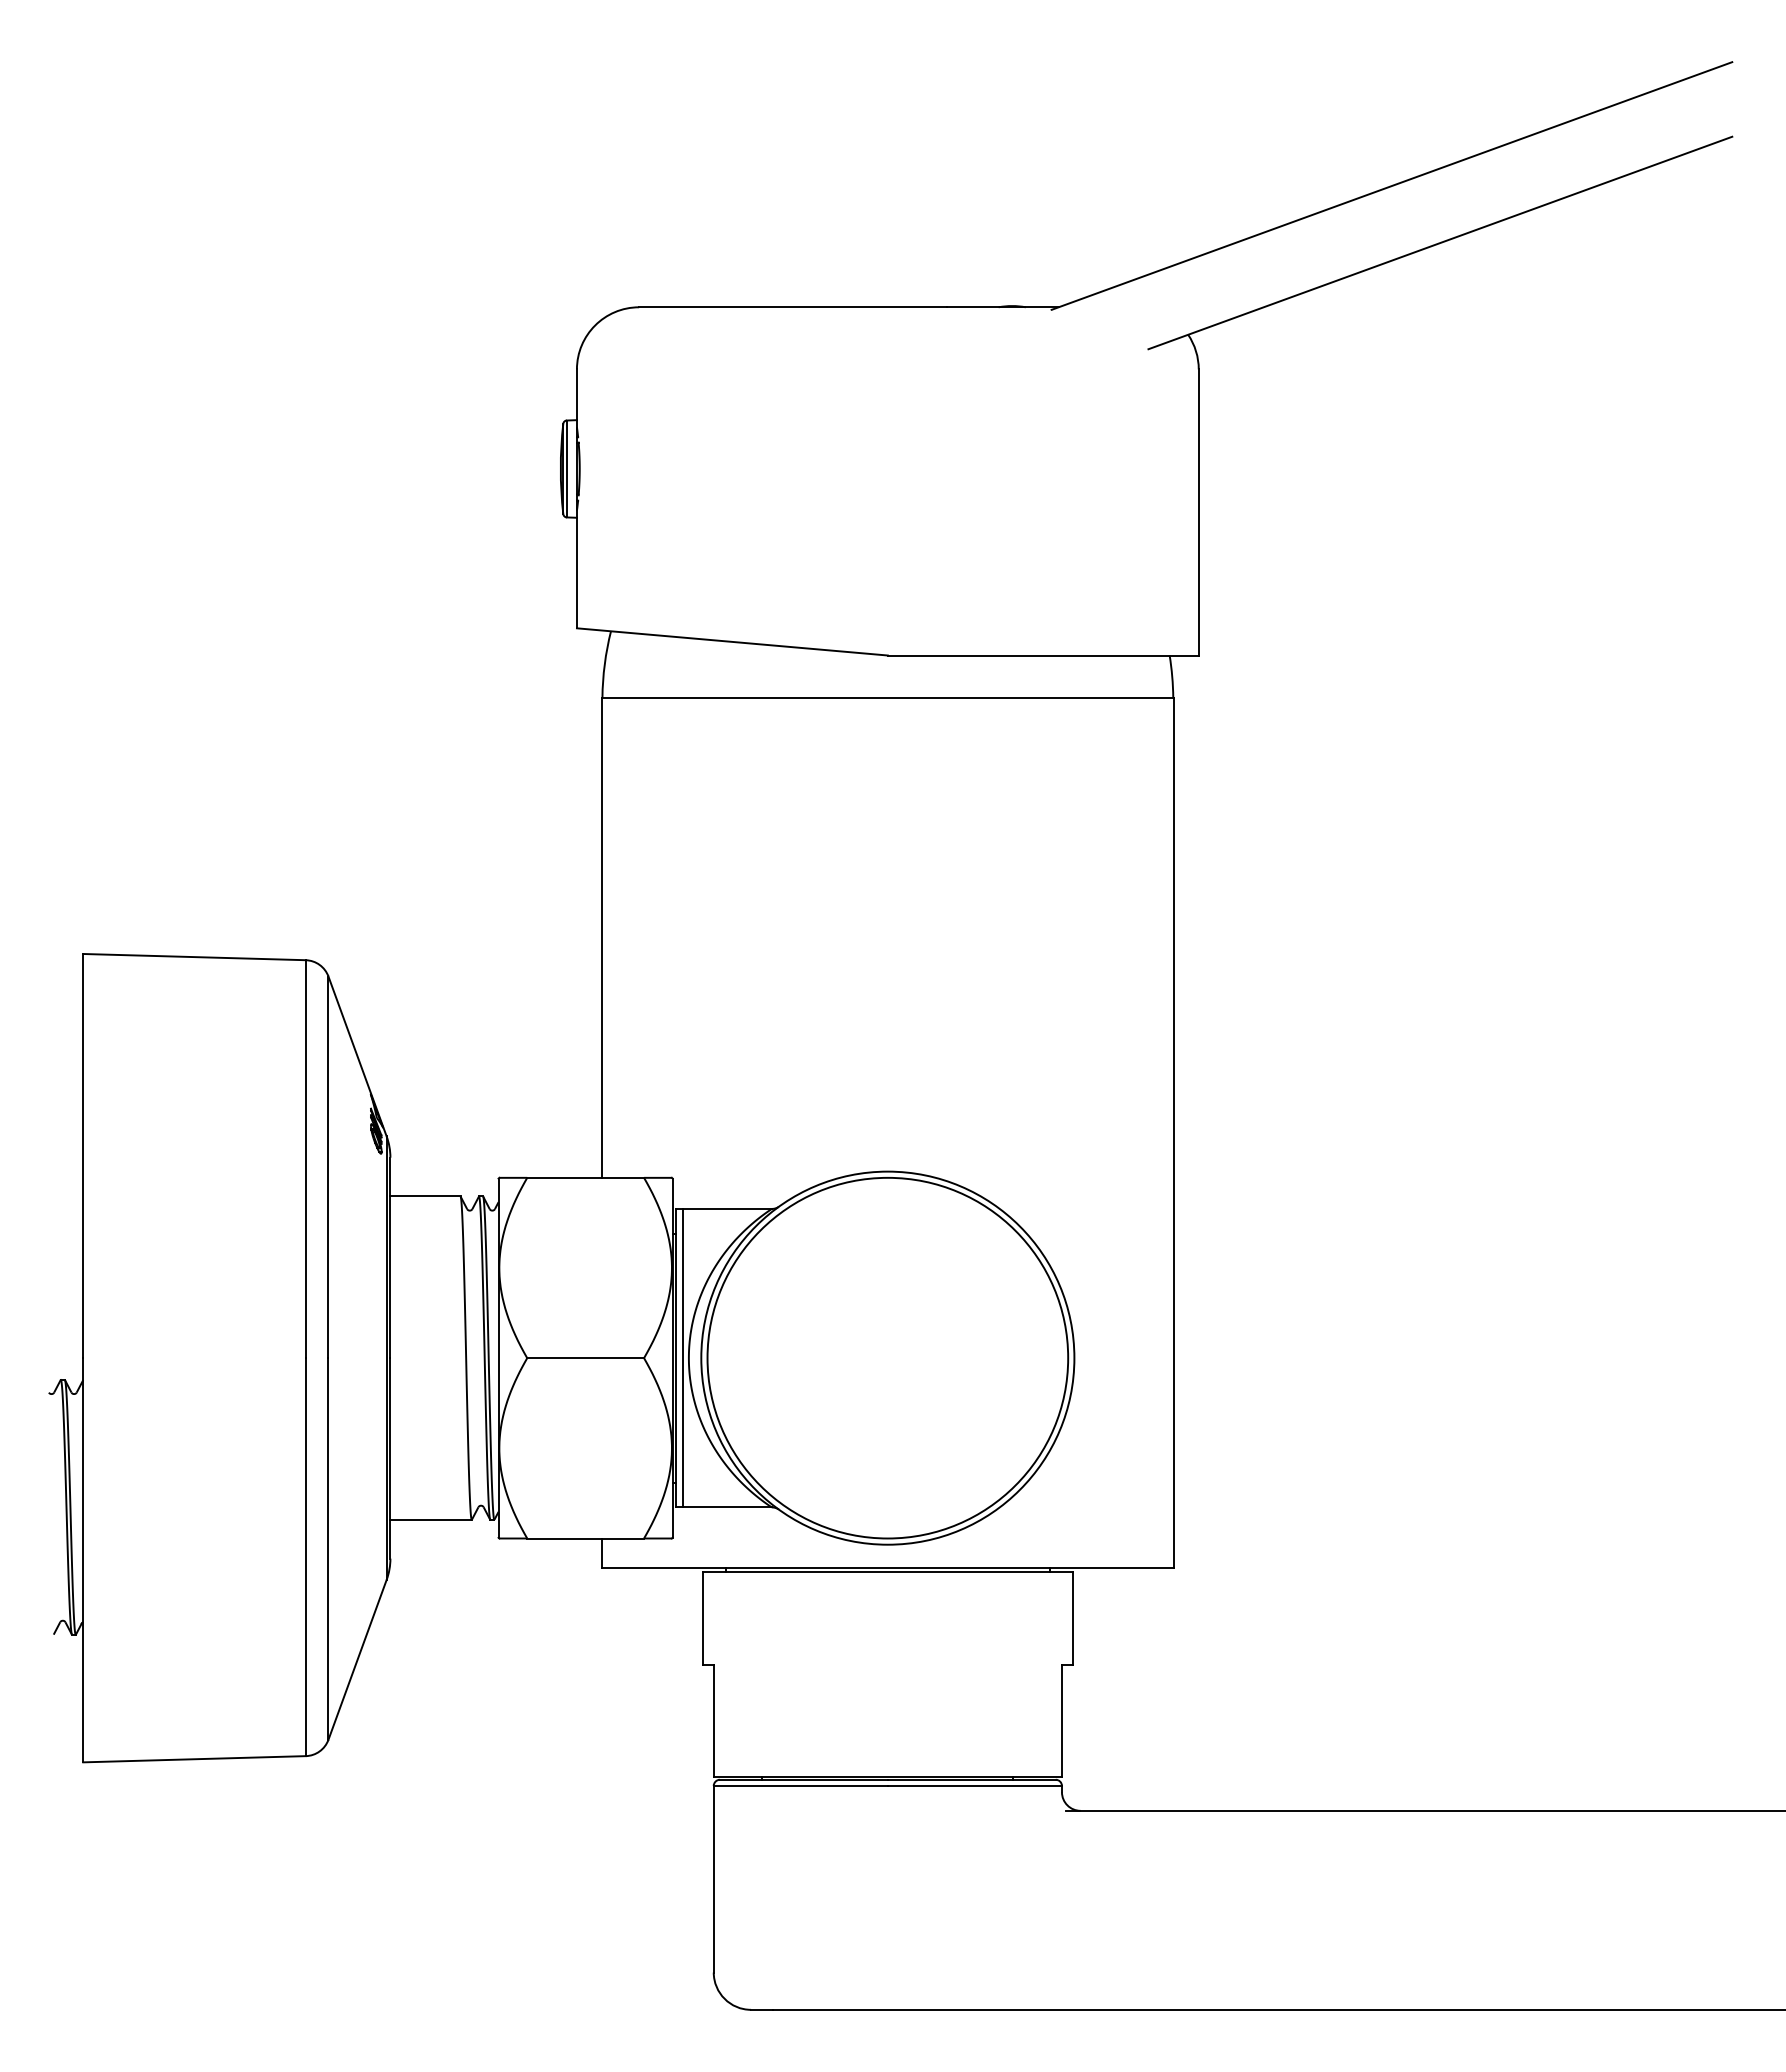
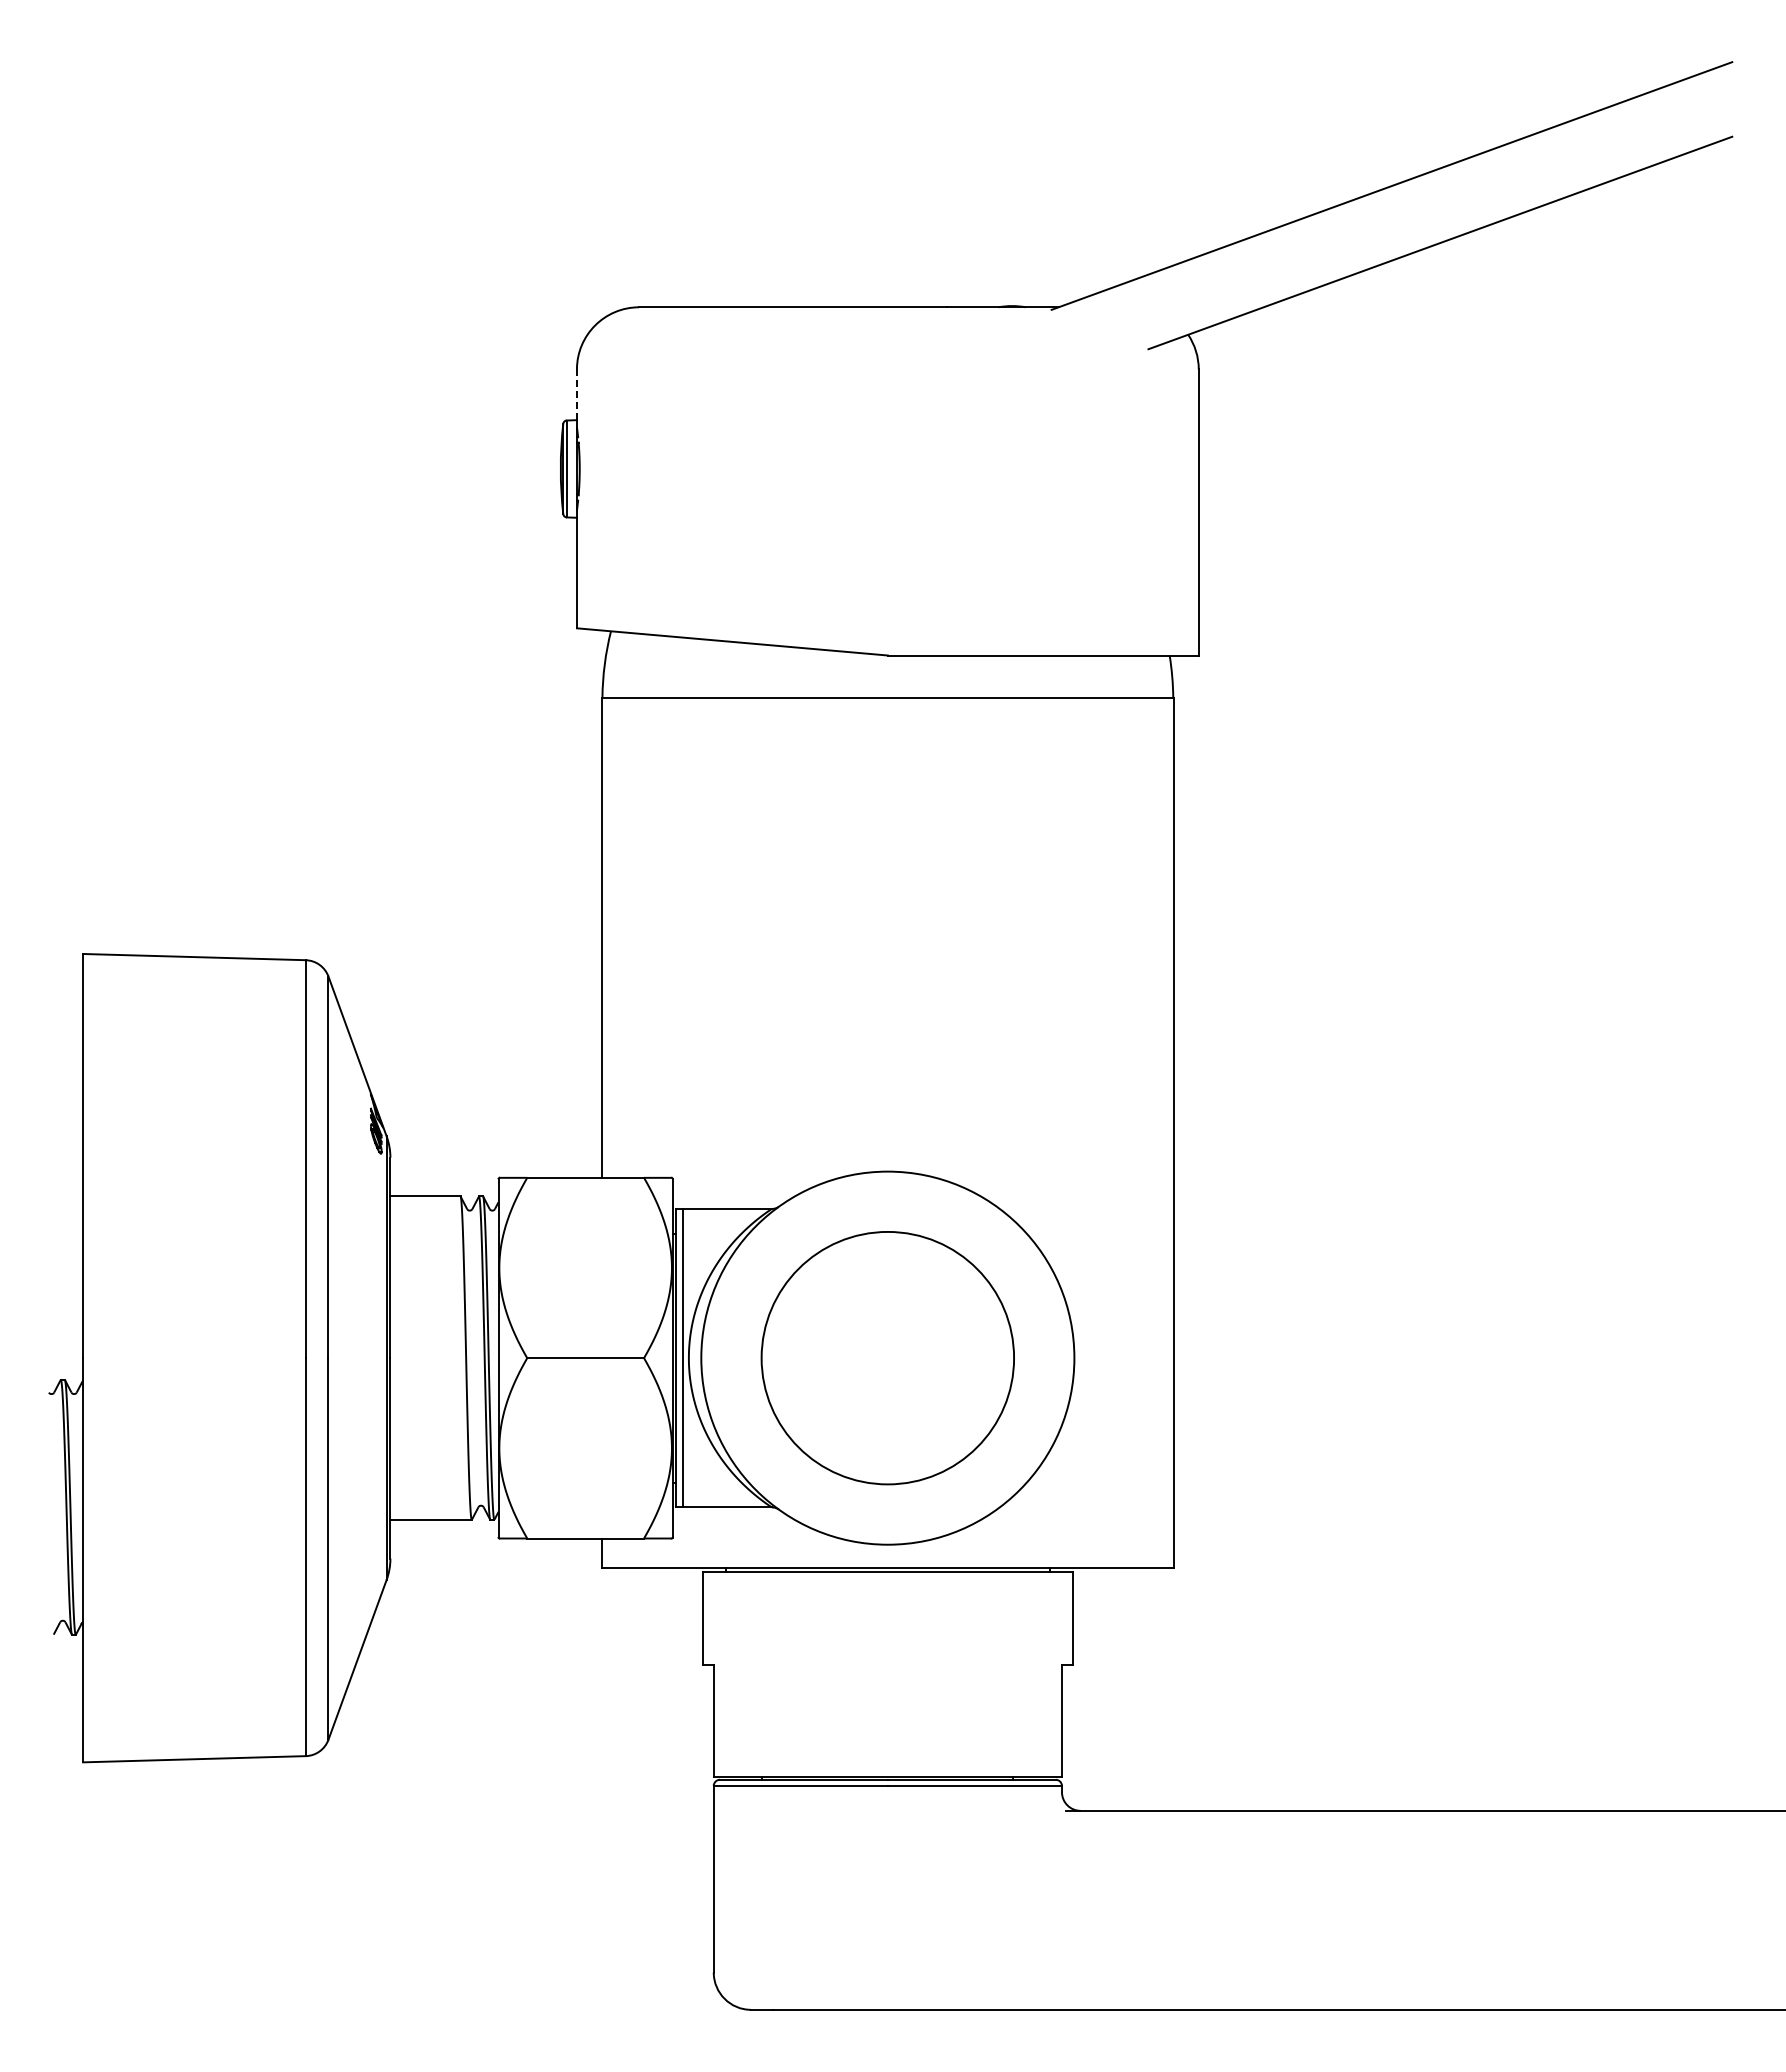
line: solid -> dashed (576, 395)
circle diameter: 361 px -> 252 px (887, 1357)
